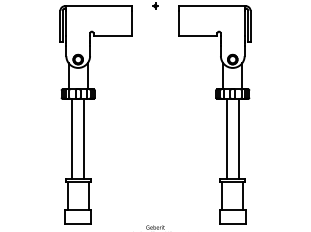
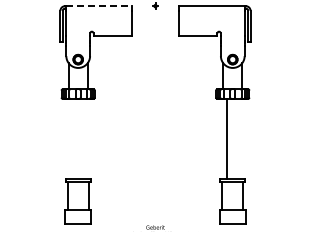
line: solid -> dashed (99, 6)
line: present -> none (72, 138)
line: present -> none (84, 138)
line: present -> none (238, 138)
